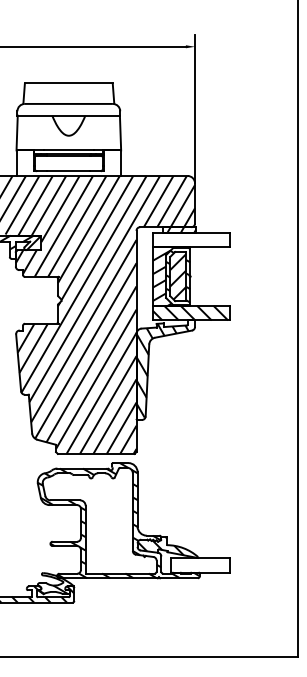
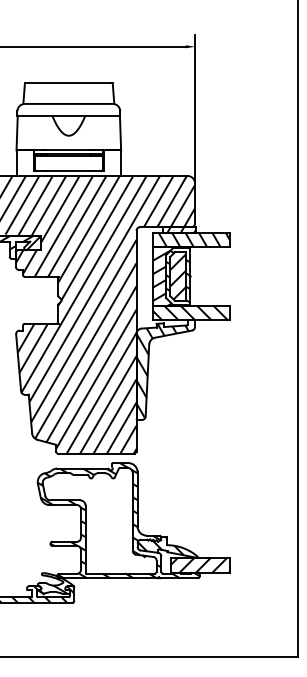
hatch: none -> present (191, 239)
hatch: none -> present (200, 564)
